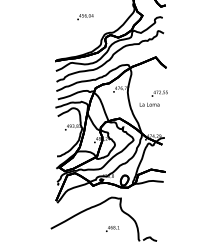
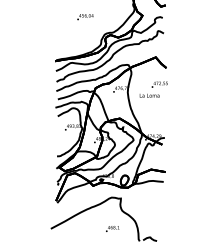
text position: (153, 98) -> (153, 89) (153, 89)
